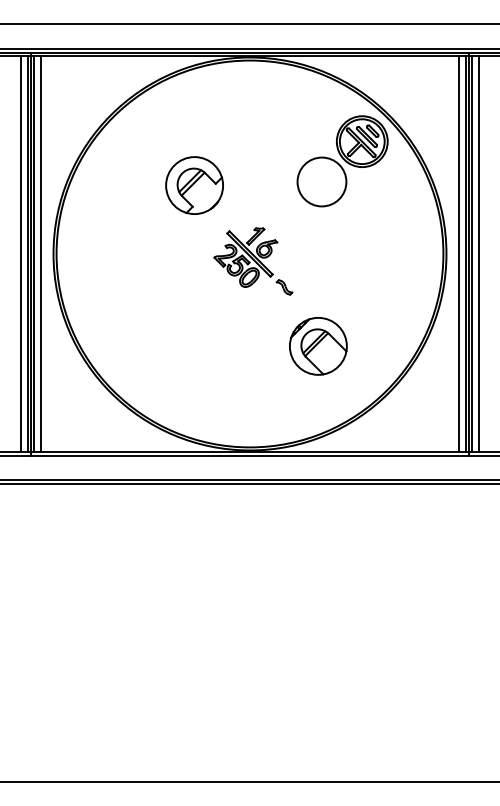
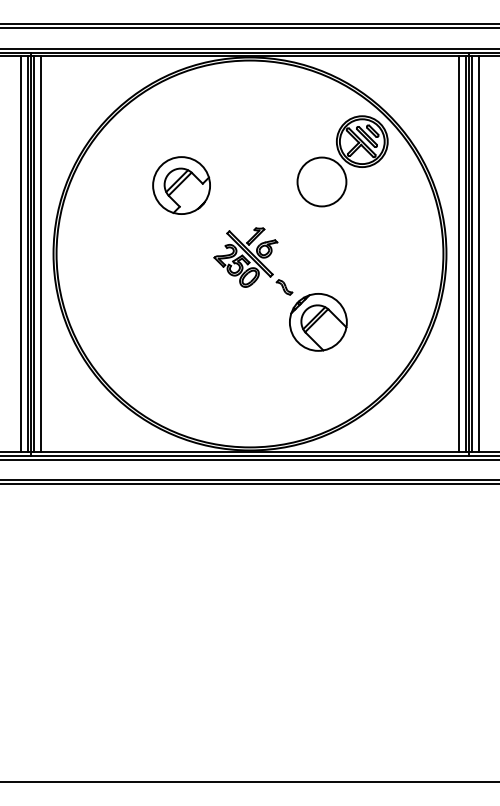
line: none -> present (249, 28)
part position: (194, 185) -> (181, 185) (181, 185)
part position: (318, 346) -> (318, 322) (318, 322)
line: none -> present (249, 459)
